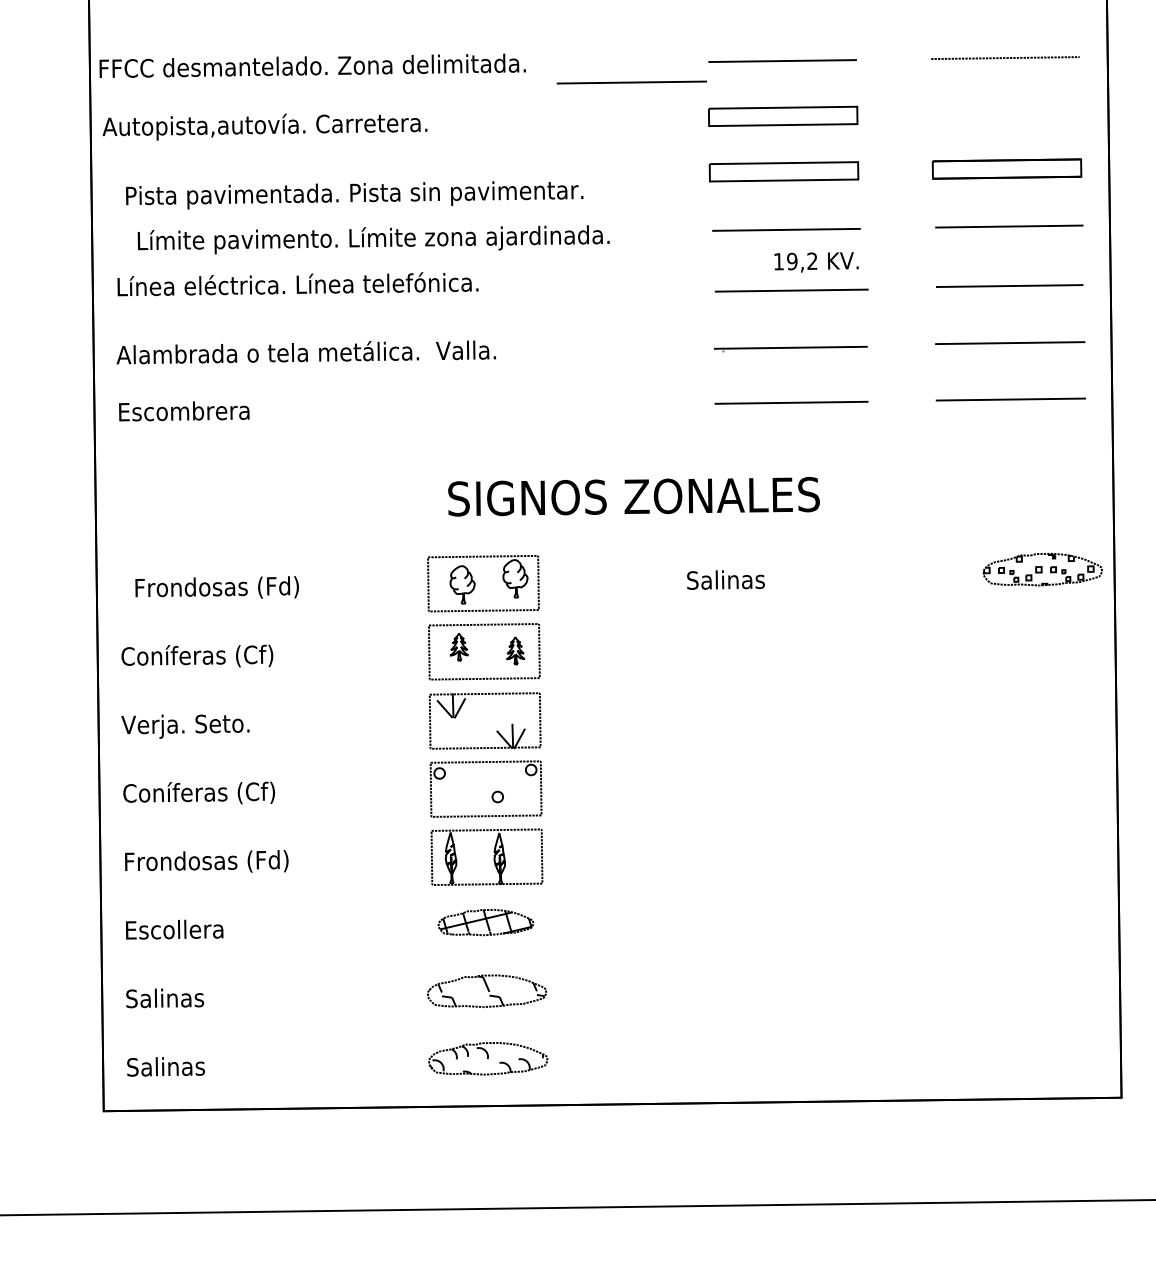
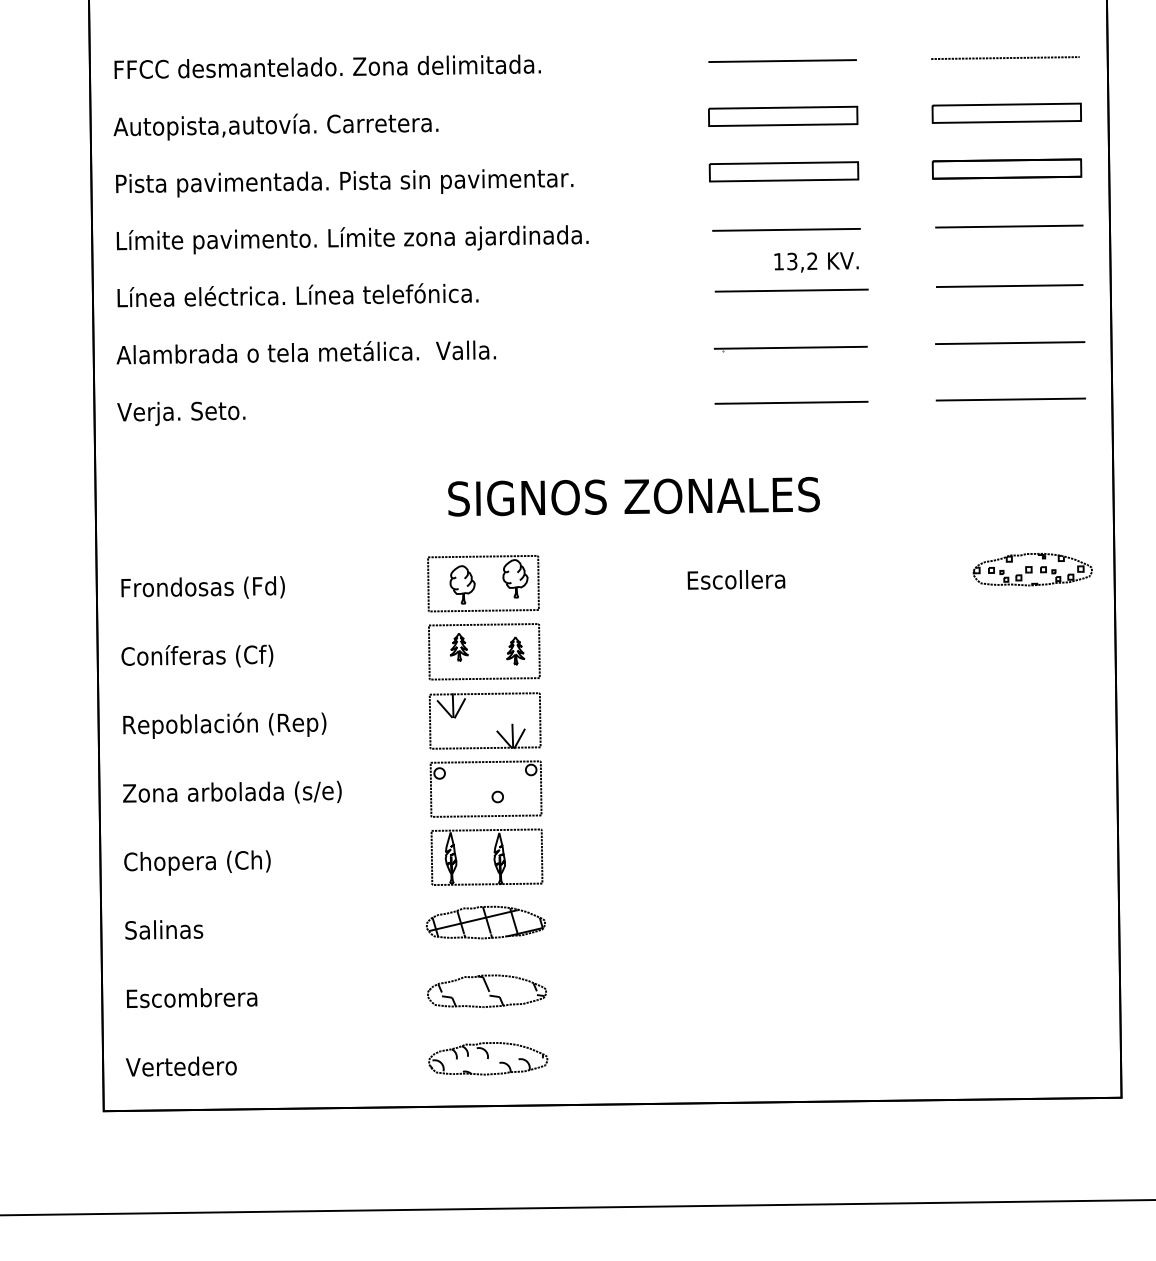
text position: (312, 65) -> (327, 66) (327, 66)
line: present -> none (631, 82)
part: none -> present (1006, 112)
text position: (264, 126) -> (275, 126) (275, 126)
text position: (354, 195) -> (344, 183) (344, 183)
text position: (373, 239) -> (352, 239) (352, 239)
text: 19,2 -> 13,2 (792, 261)
text position: (297, 284) -> (297, 295) (297, 295)
text: Escombrera -> Verja. Seto. (183, 413)
part position: (1042, 569) -> (1032, 569) (1032, 569)
text: Salinas -> Escollera (736, 579)
text position: (216, 587) -> (202, 587) (202, 587)
text: Verja. Seto. -> Repoblación (Rep) (223, 725)
text: Coníferas (Cf) -> Zona arbolada (s/e) (232, 792)
text: Frondosas (Fd) -> Chopera (Ch) (206, 862)
part size: 98x28 px -> 120x35 px (485, 922)
text: Escollera -> Salinas (174, 929)
text: Salinas -> Escombrera (191, 998)
text: Salinas -> Vertedero (180, 1066)
